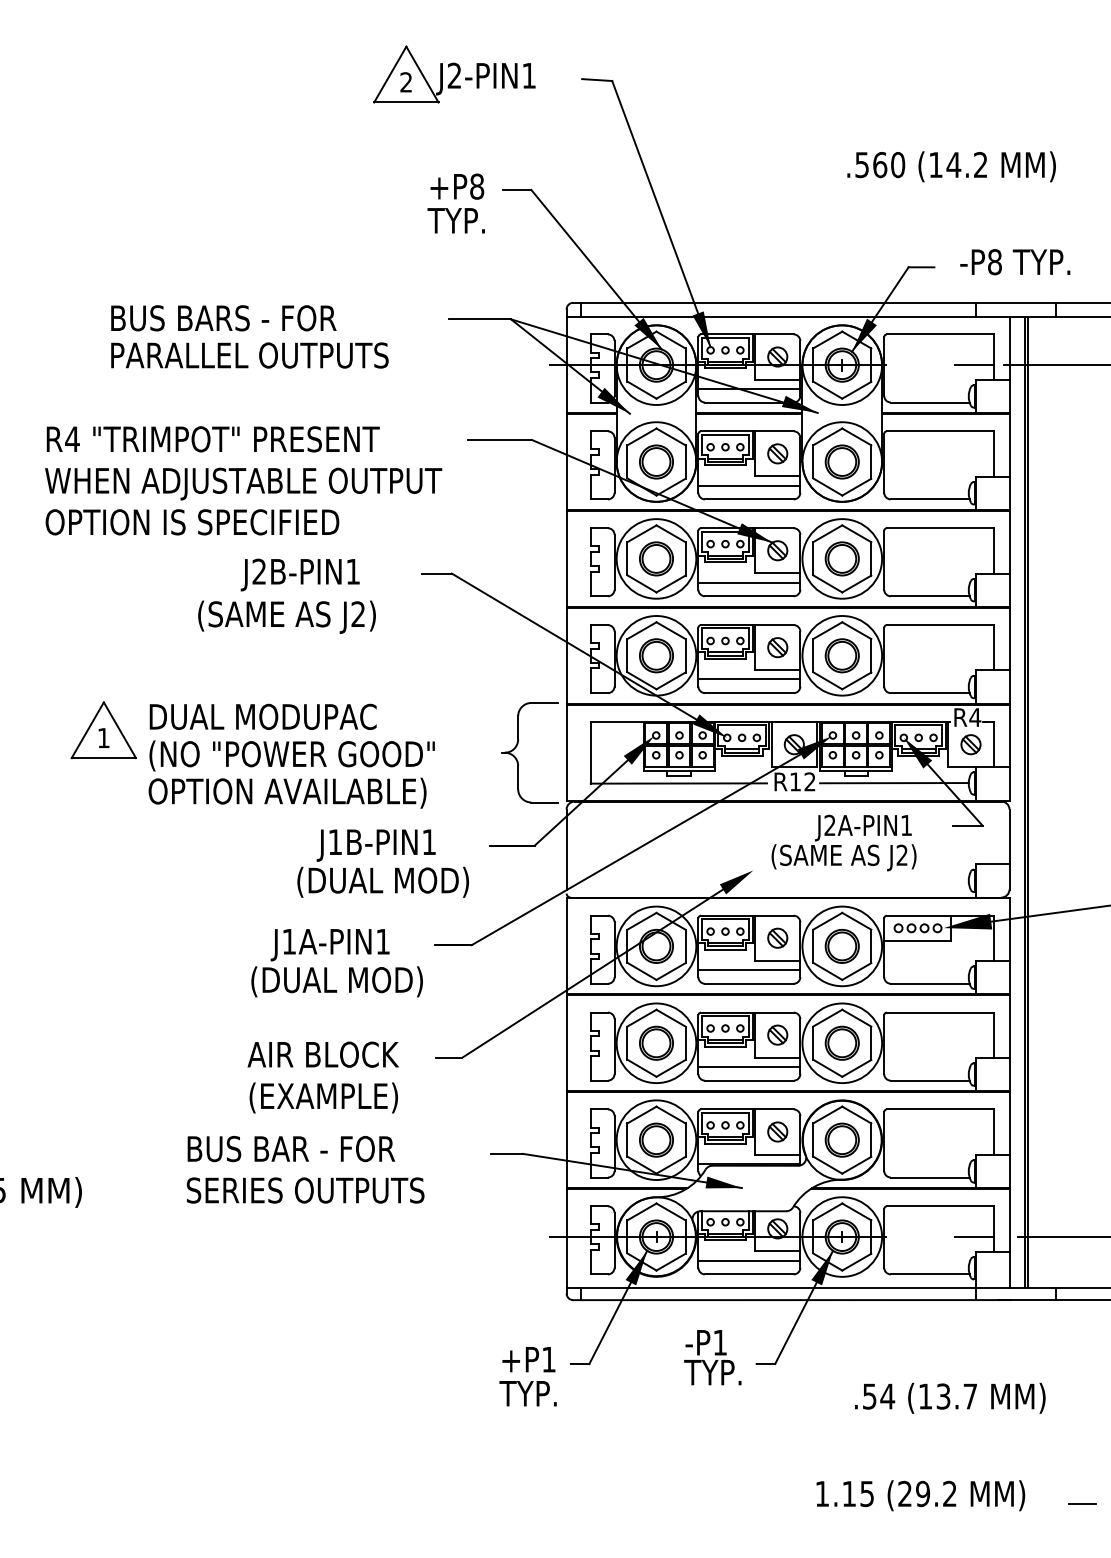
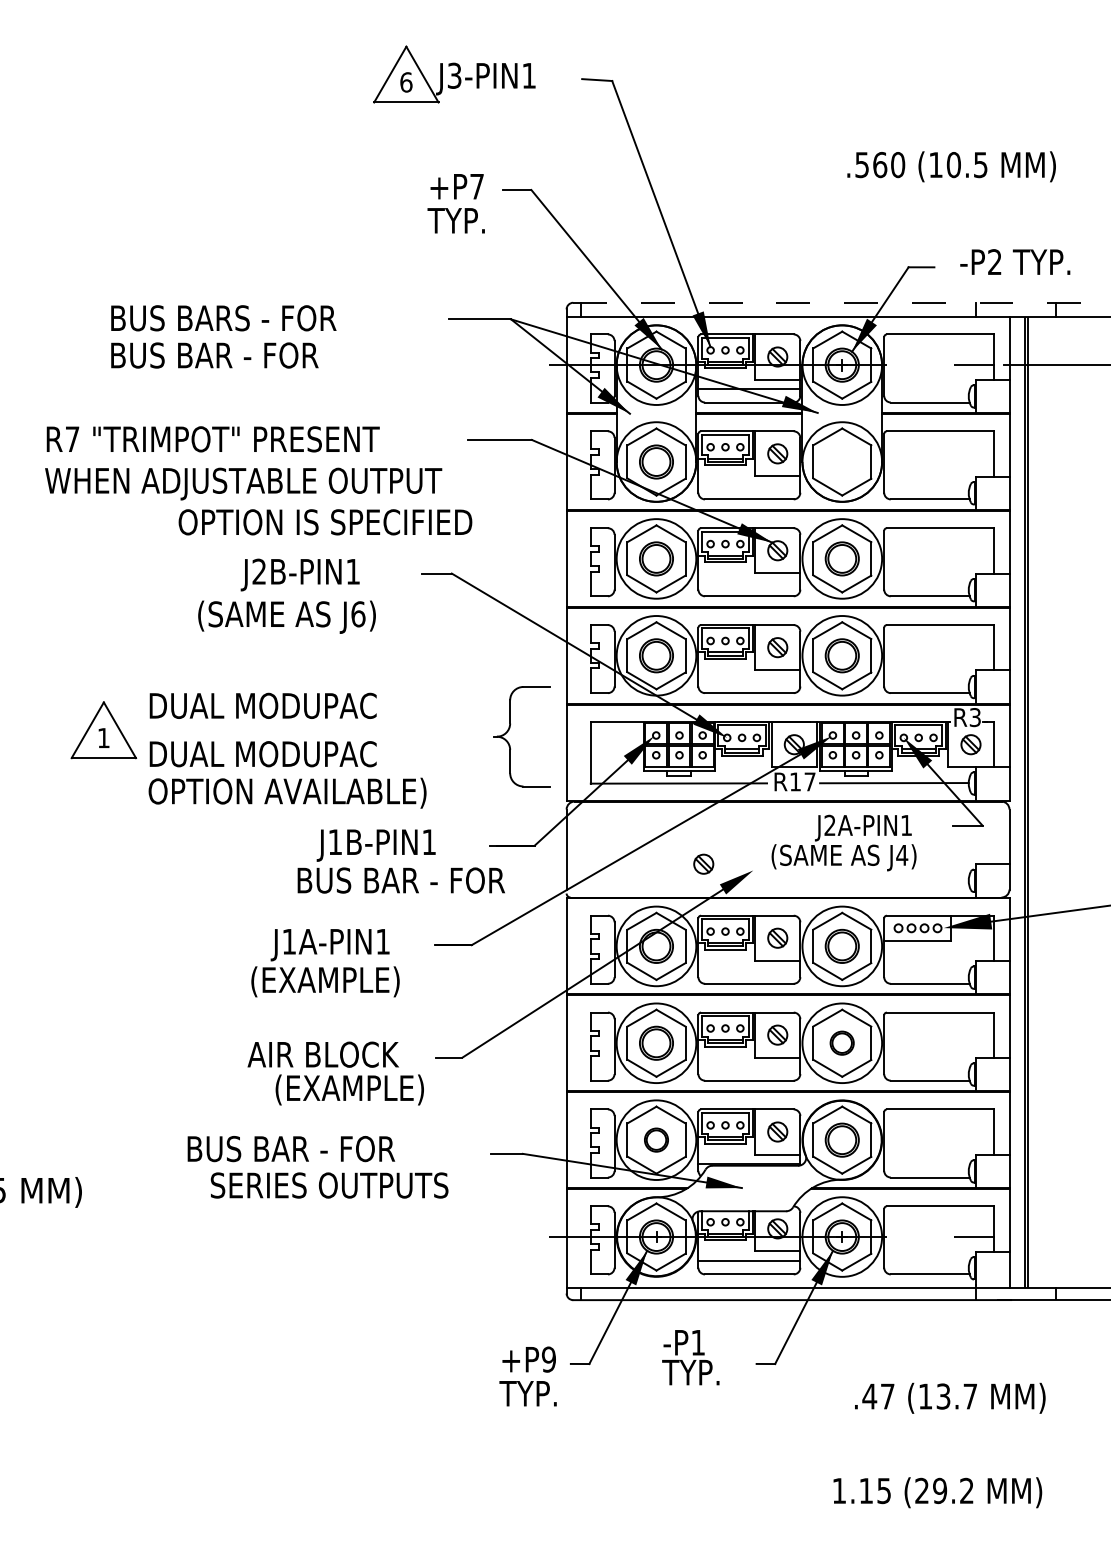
text: J2-PIN1 -> J3-PIN1 (454, 75)
text: 2 -> 6 (406, 82)
text: (14.2 -> (10.5 (966, 165)
text: +P8 -> +P7 (477, 186)
text: -P8 -> -P2 (994, 262)
line: solid -> dashed (842, 302)
text: PARALLEL OUTPUTS -> BUS BAR - FOR (251, 355)
text: R4 -> R7 (72, 438)
part: present -> none (841, 461)
line: present -> none (749, 485)
text position: (192, 522) -> (325, 522) (325, 522)
line: present -> none (749, 582)
text: J2) -> J6) (358, 614)
line: present -> none (749, 679)
text position: (262, 716) -> (262, 705) (262, 705)
text: R4 -> R3 (975, 717)
part position: (517, 746) -> (509, 730) (509, 730)
text: (NO "POWER GOOD" -> DUAL MODUPAC (291, 755)
text: R12 -> R17 (809, 781)
text: J2) -> J4) (902, 854)
part: none -> present (703, 863)
text: (DUAL MOD) -> BUS BAR - FOR (400, 881)
line: present -> none (749, 970)
text: (DUAL MOD) -> (EXAMPLE) (343, 981)
part size: 36x36 px -> 26x26 px (841, 1042)
line: present -> none (749, 1066)
text position: (323, 1097) -> (349, 1089) (349, 1089)
part size: 35x36 px -> 25x26 px (656, 1139)
text position: (305, 1190) -> (329, 1185) (329, 1185)
line: present -> none (1062, 1236)
text position: (712, 1357) -> (690, 1357) (690, 1357)
text: +P1 -> +P9 (548, 1359)
text: .54 -> .47 (878, 1396)
text position: (920, 1495) -> (937, 1492) (937, 1492)
line: present -> none (1082, 1503)
